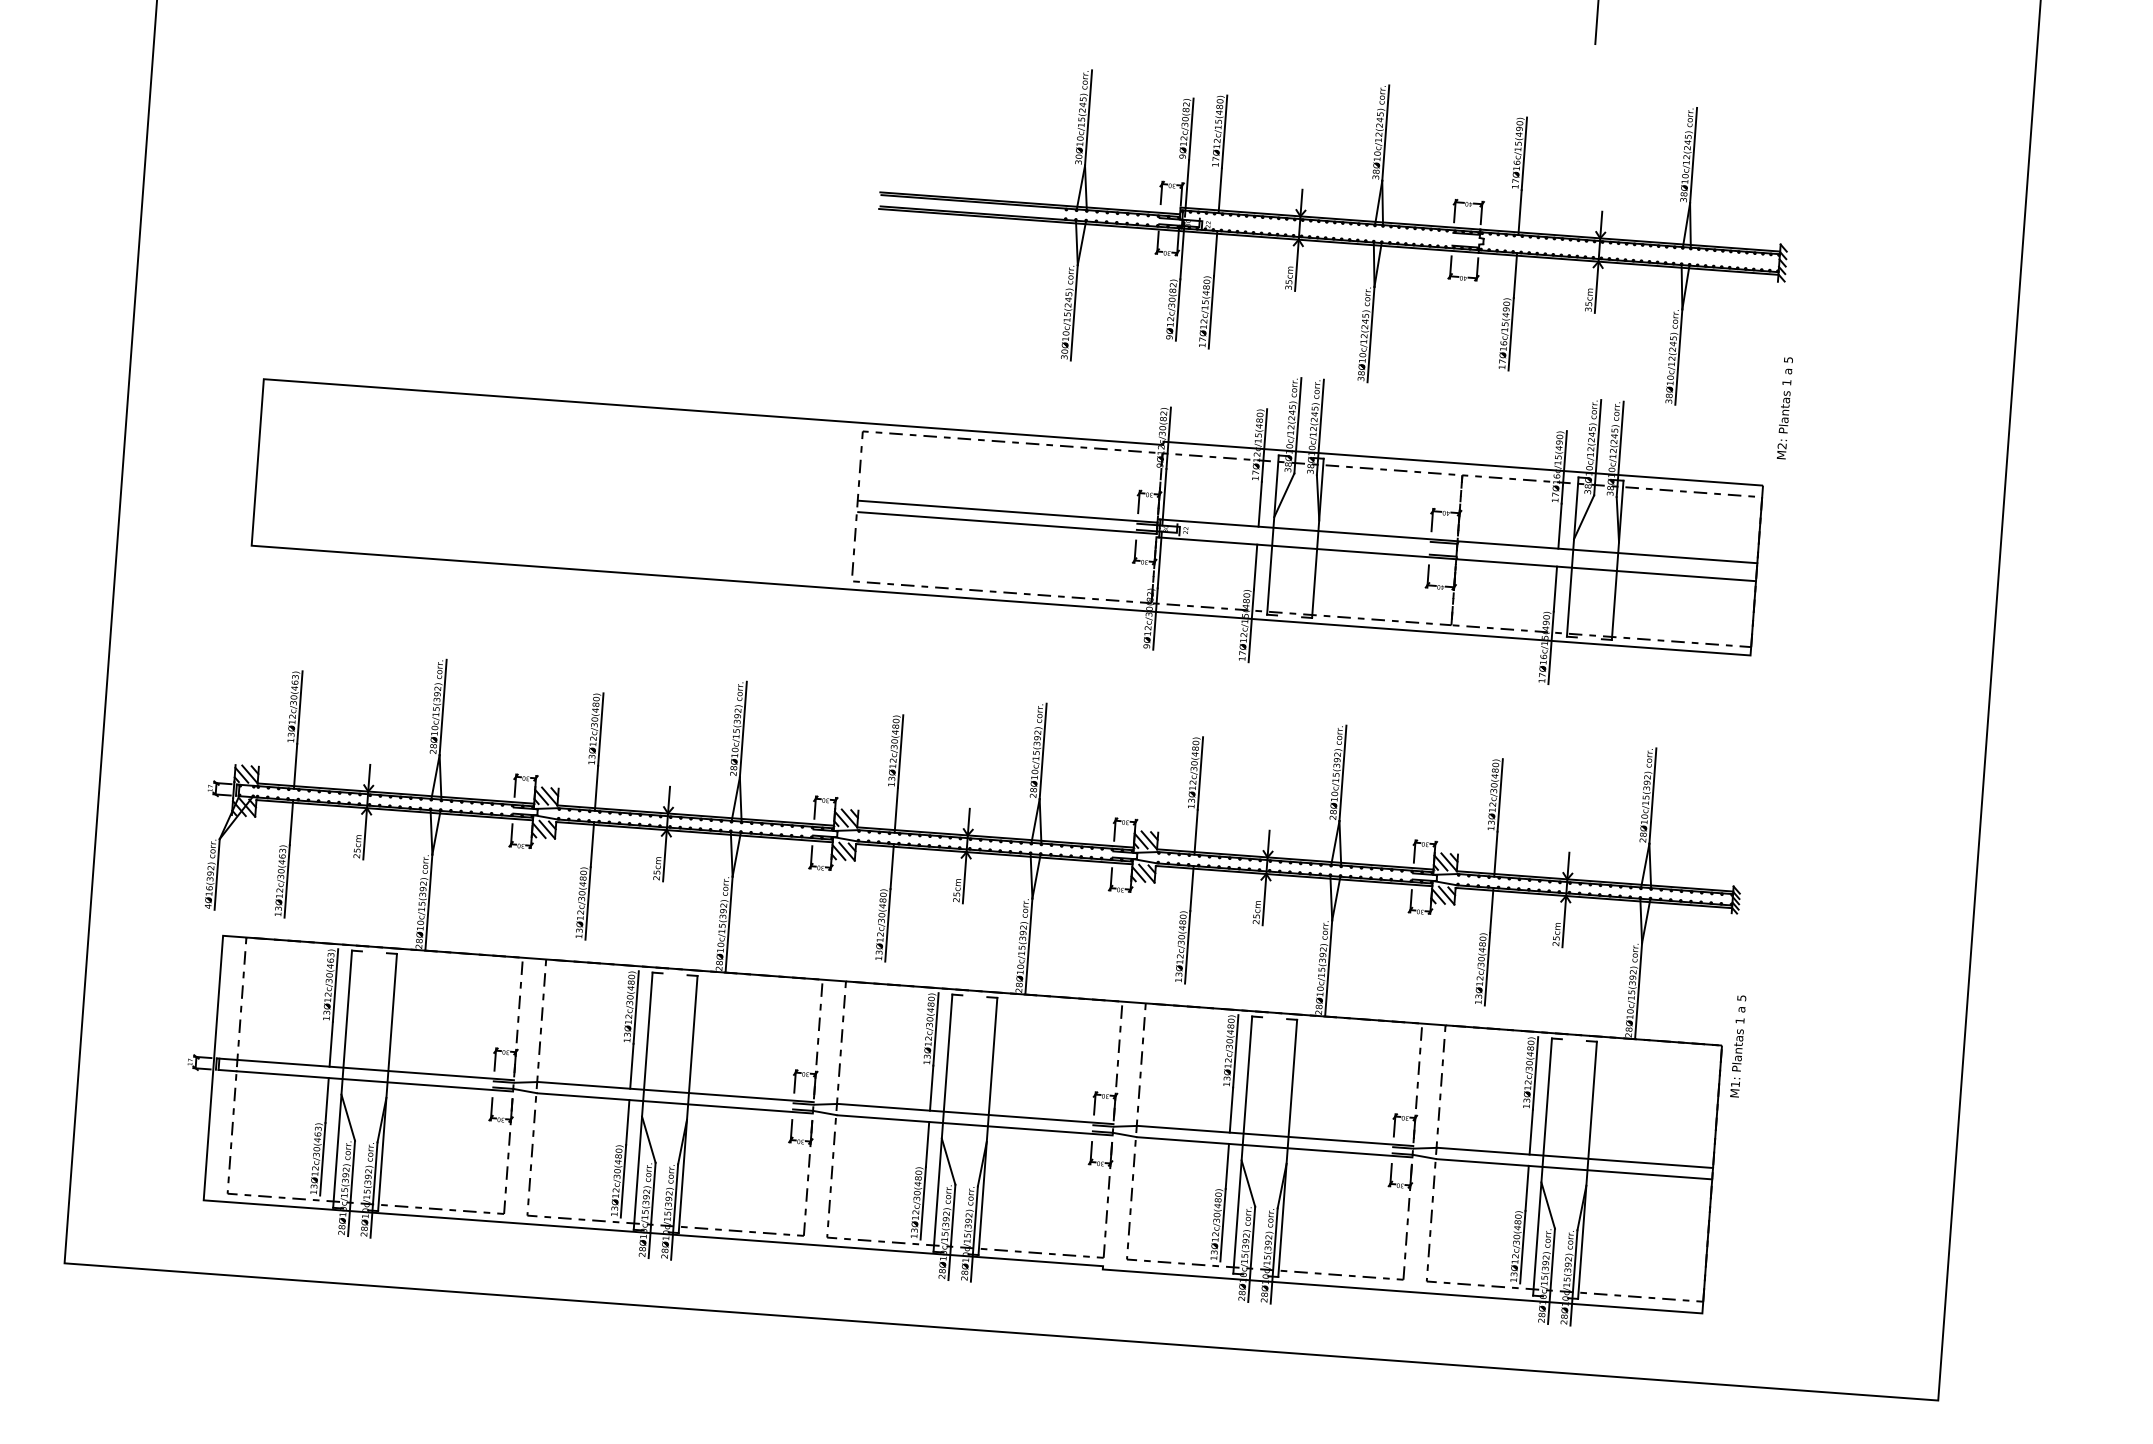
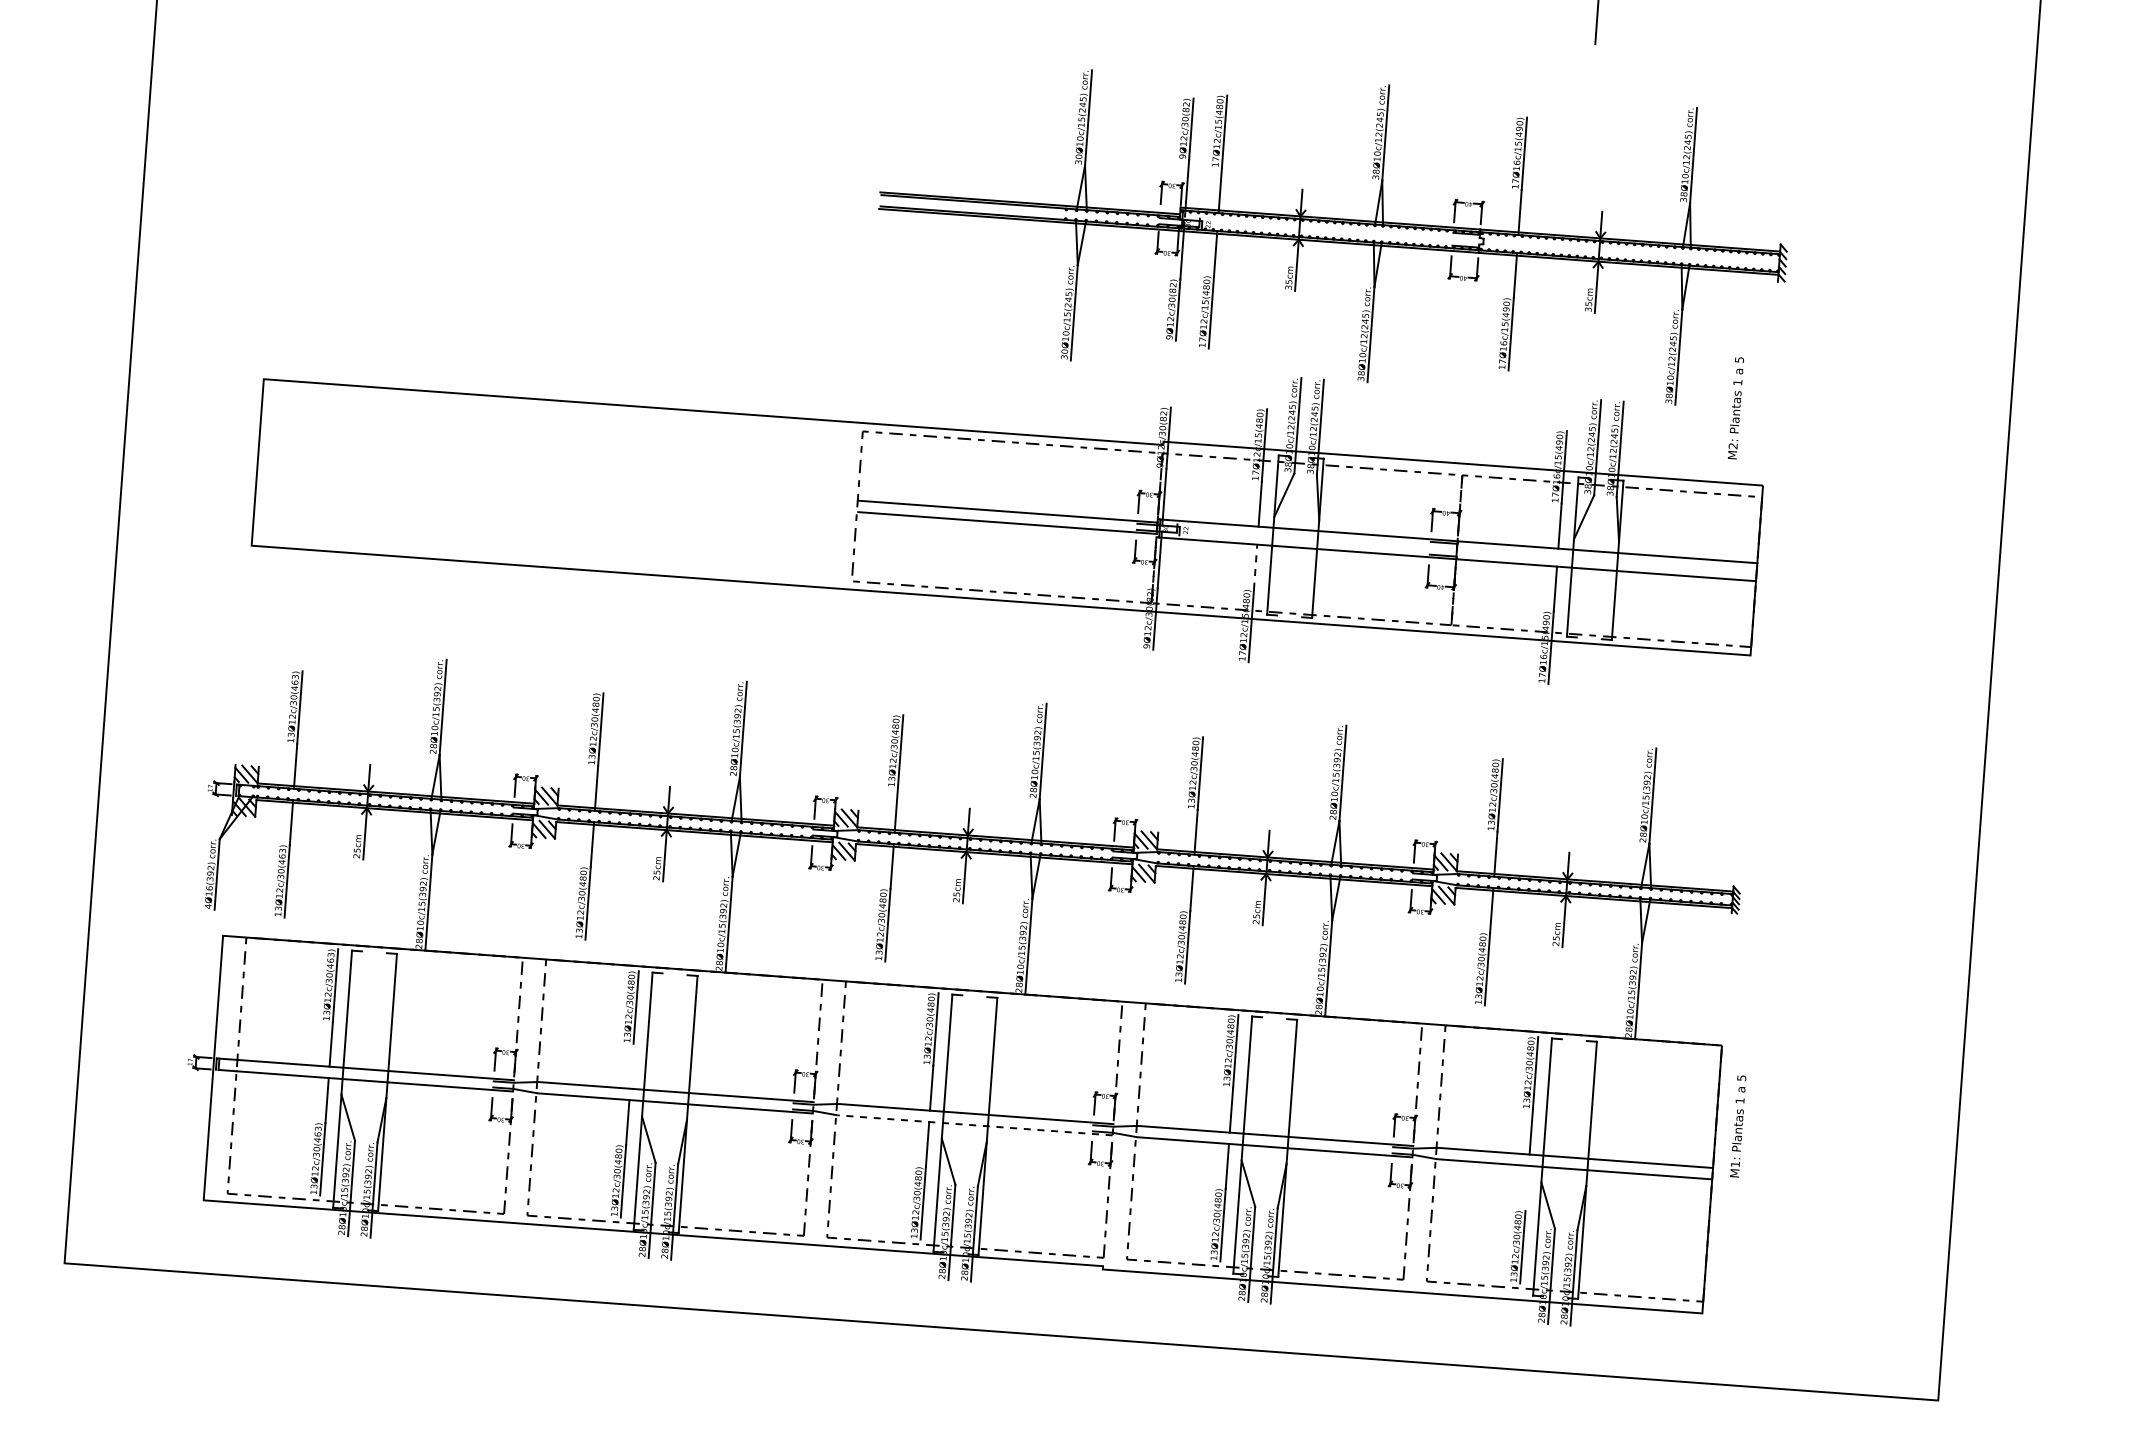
text position: (1784, 408) -> (1735, 408) (1735, 408)
line: solid -> dashed (1255, 567)
text position: (1738, 1046) -> (1738, 1126) (1738, 1126)
line: present -> none (631, 1065)
line: solid -> dashed (975, 1125)
line: present -> none (1526, 1187)
